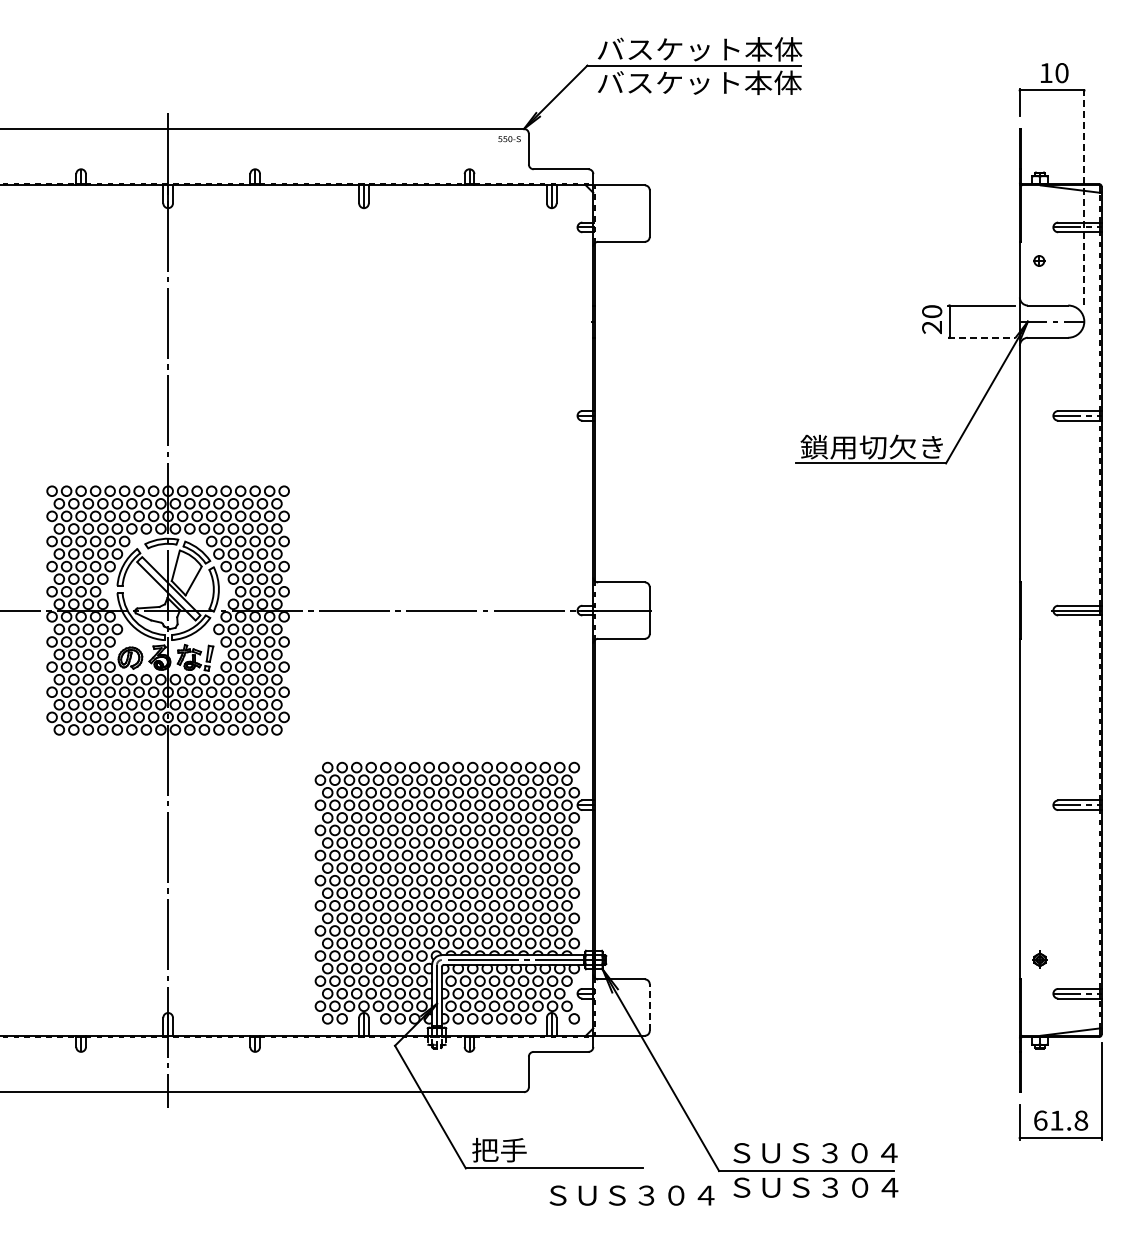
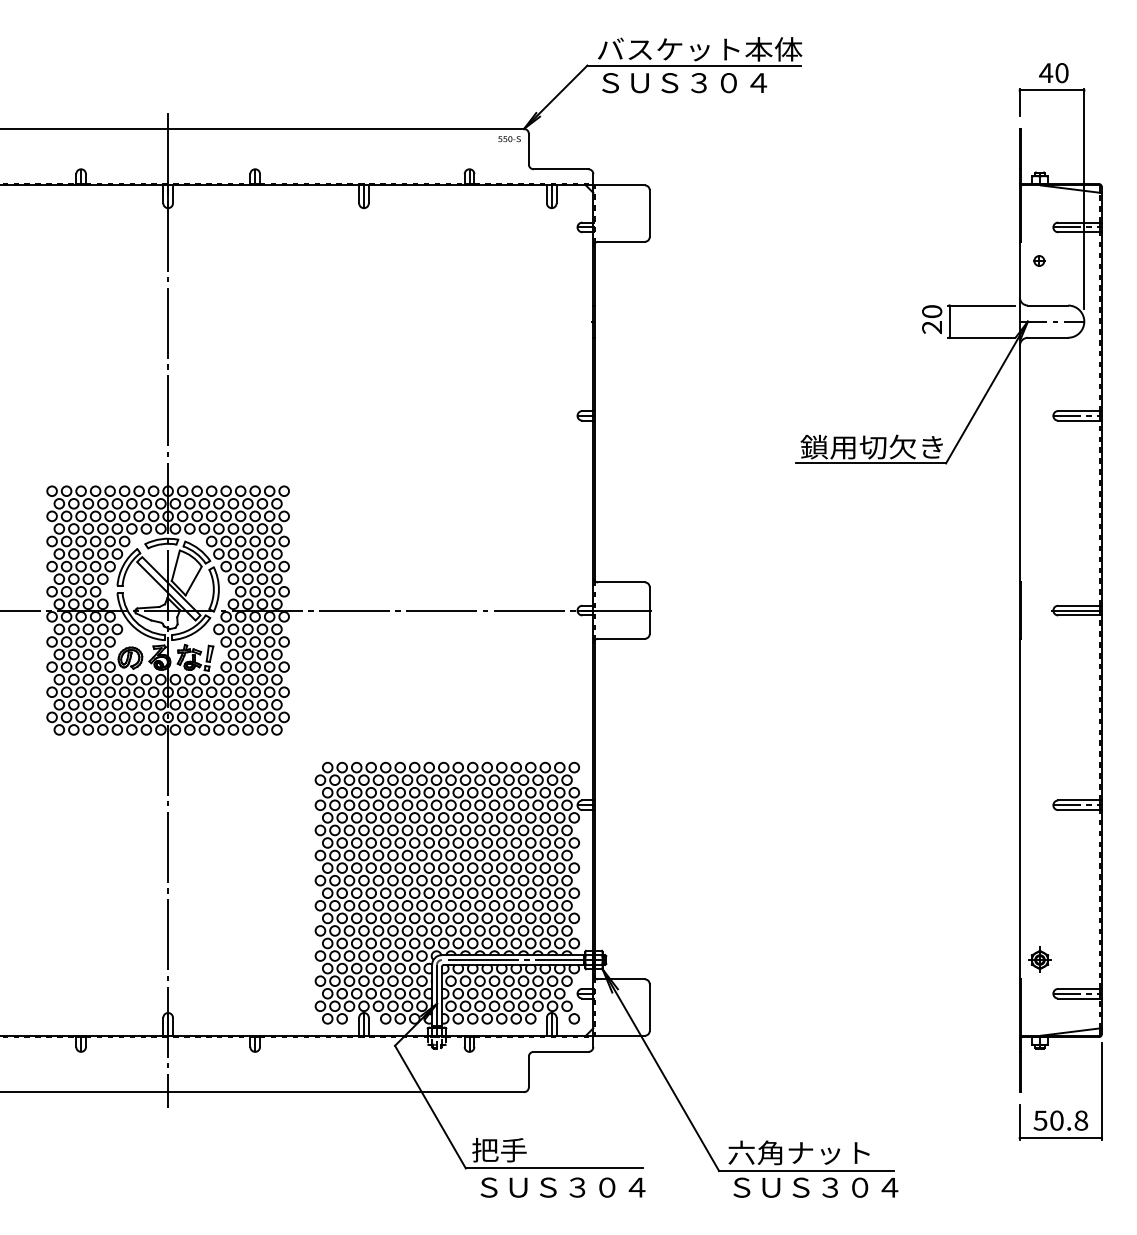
text: 10 -> 40 (1046, 72)
text: バスケット本体 -> ＳＵＳ３０４ (699, 82)
line: dashed -> solid (1084, 199)
line: dashed -> solid (981, 337)
part size: 16x19 px -> 24x27 px (1039, 959)
line: dashed -> solid (649, 1007)
text: 61.8 -> 50.8 (1048, 1120)
text: ＳＵＳ３０４ -> 六角ナット (812, 1152)
text position: (631, 1195) -> (562, 1187) (562, 1187)
